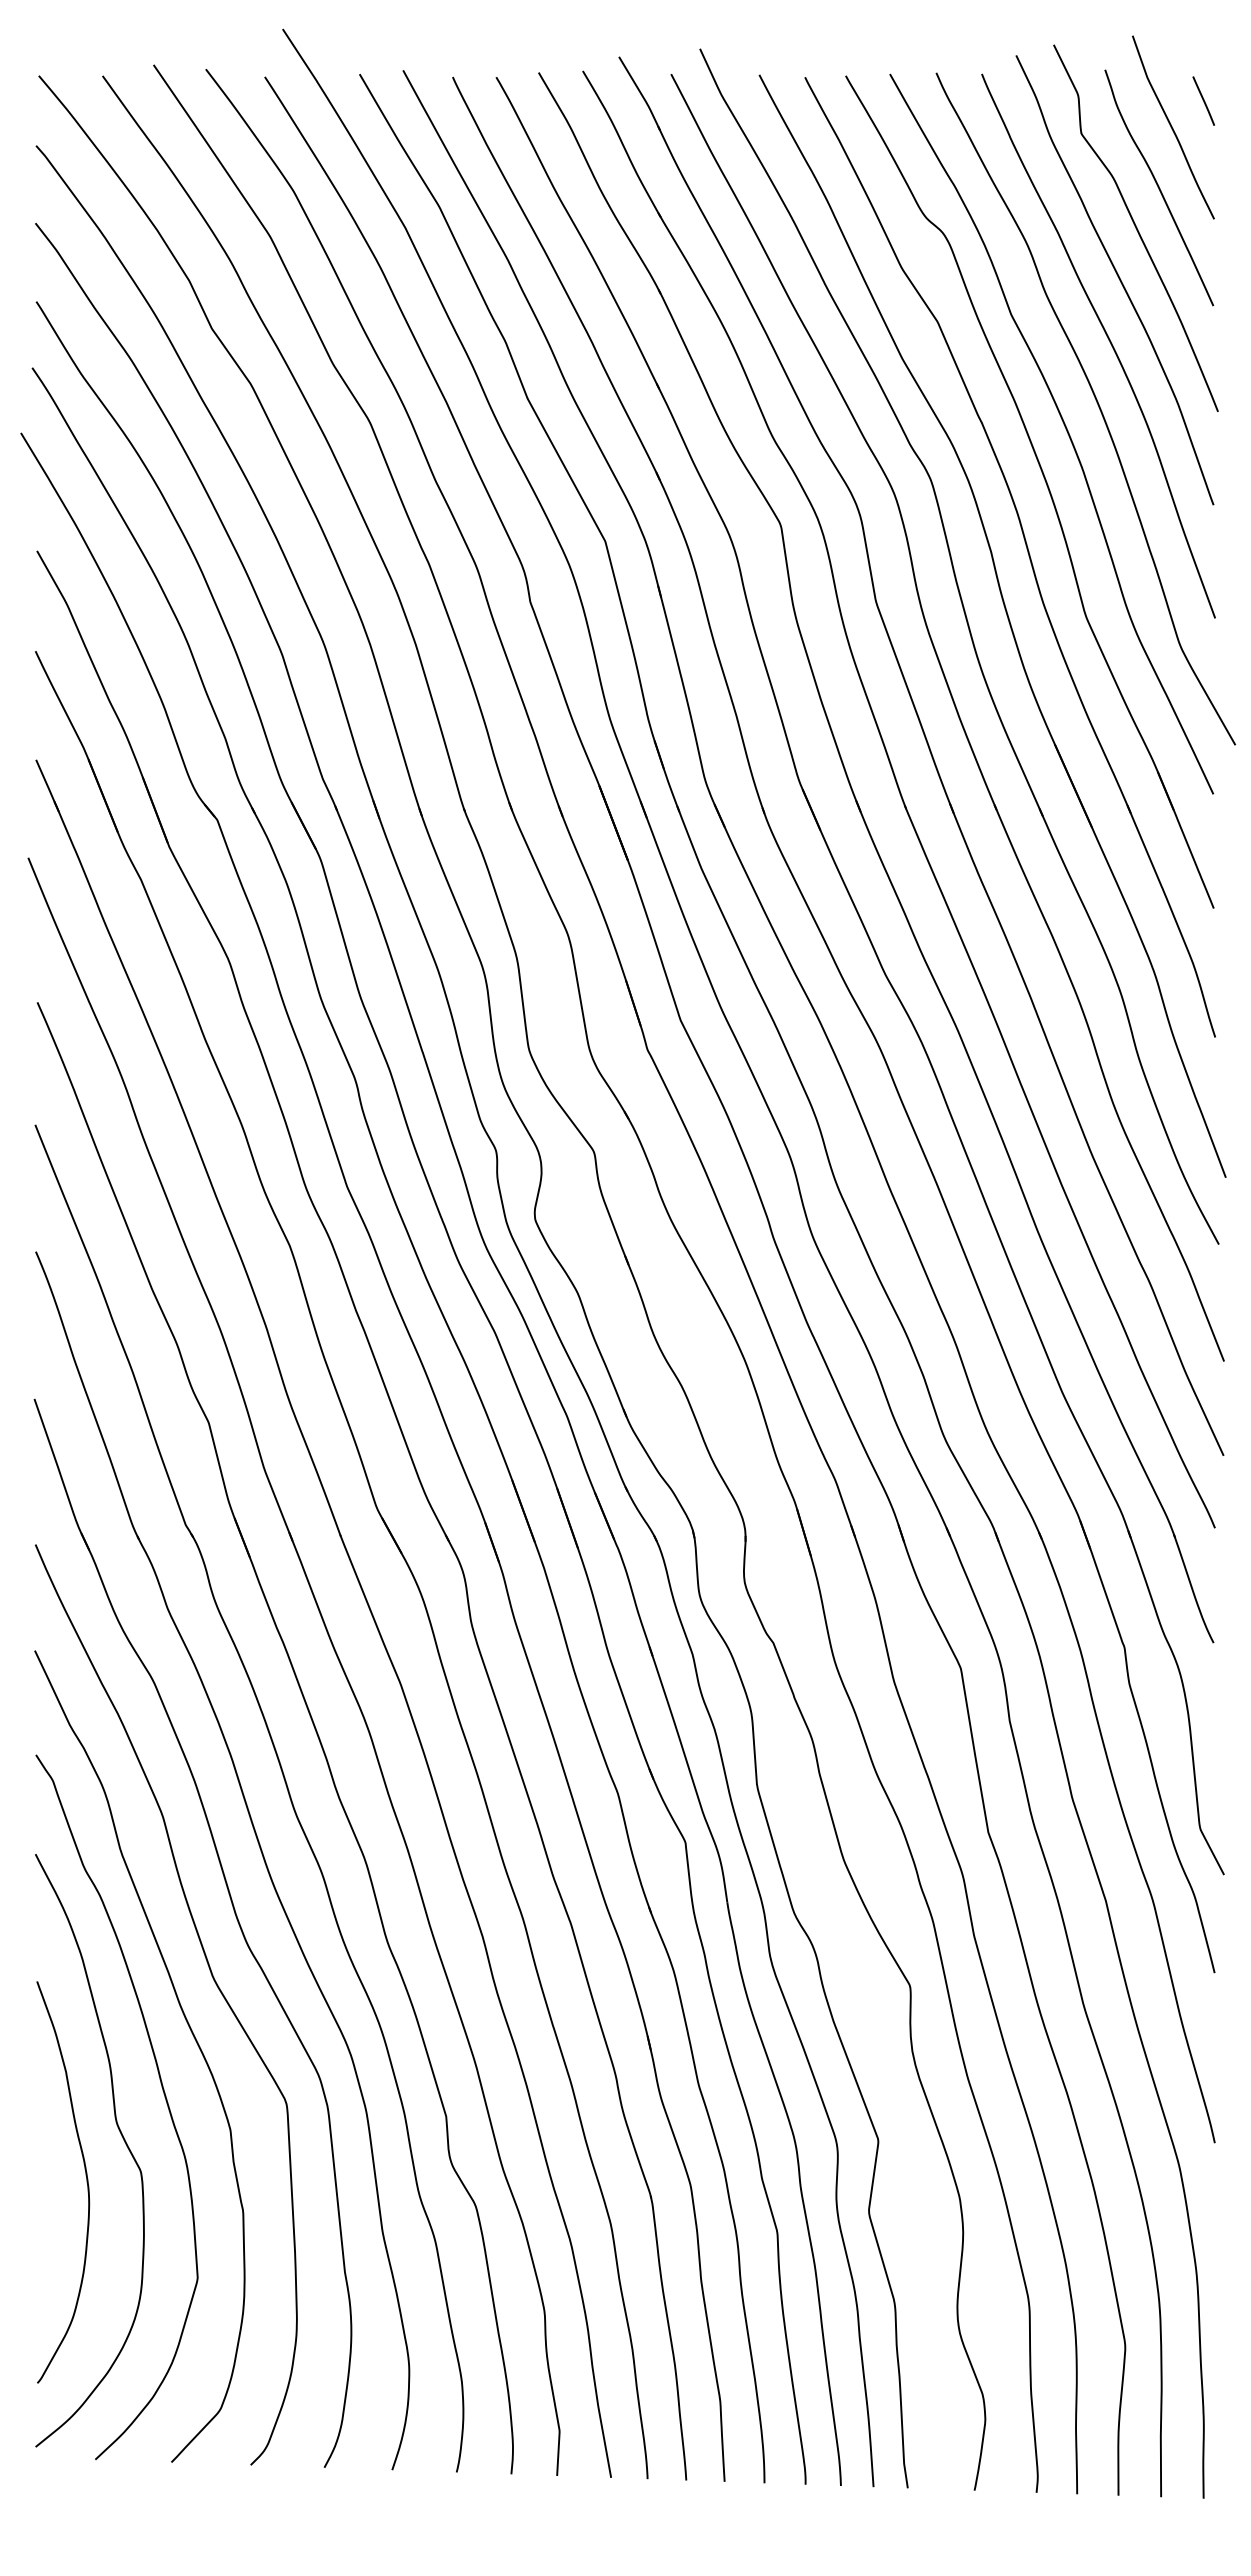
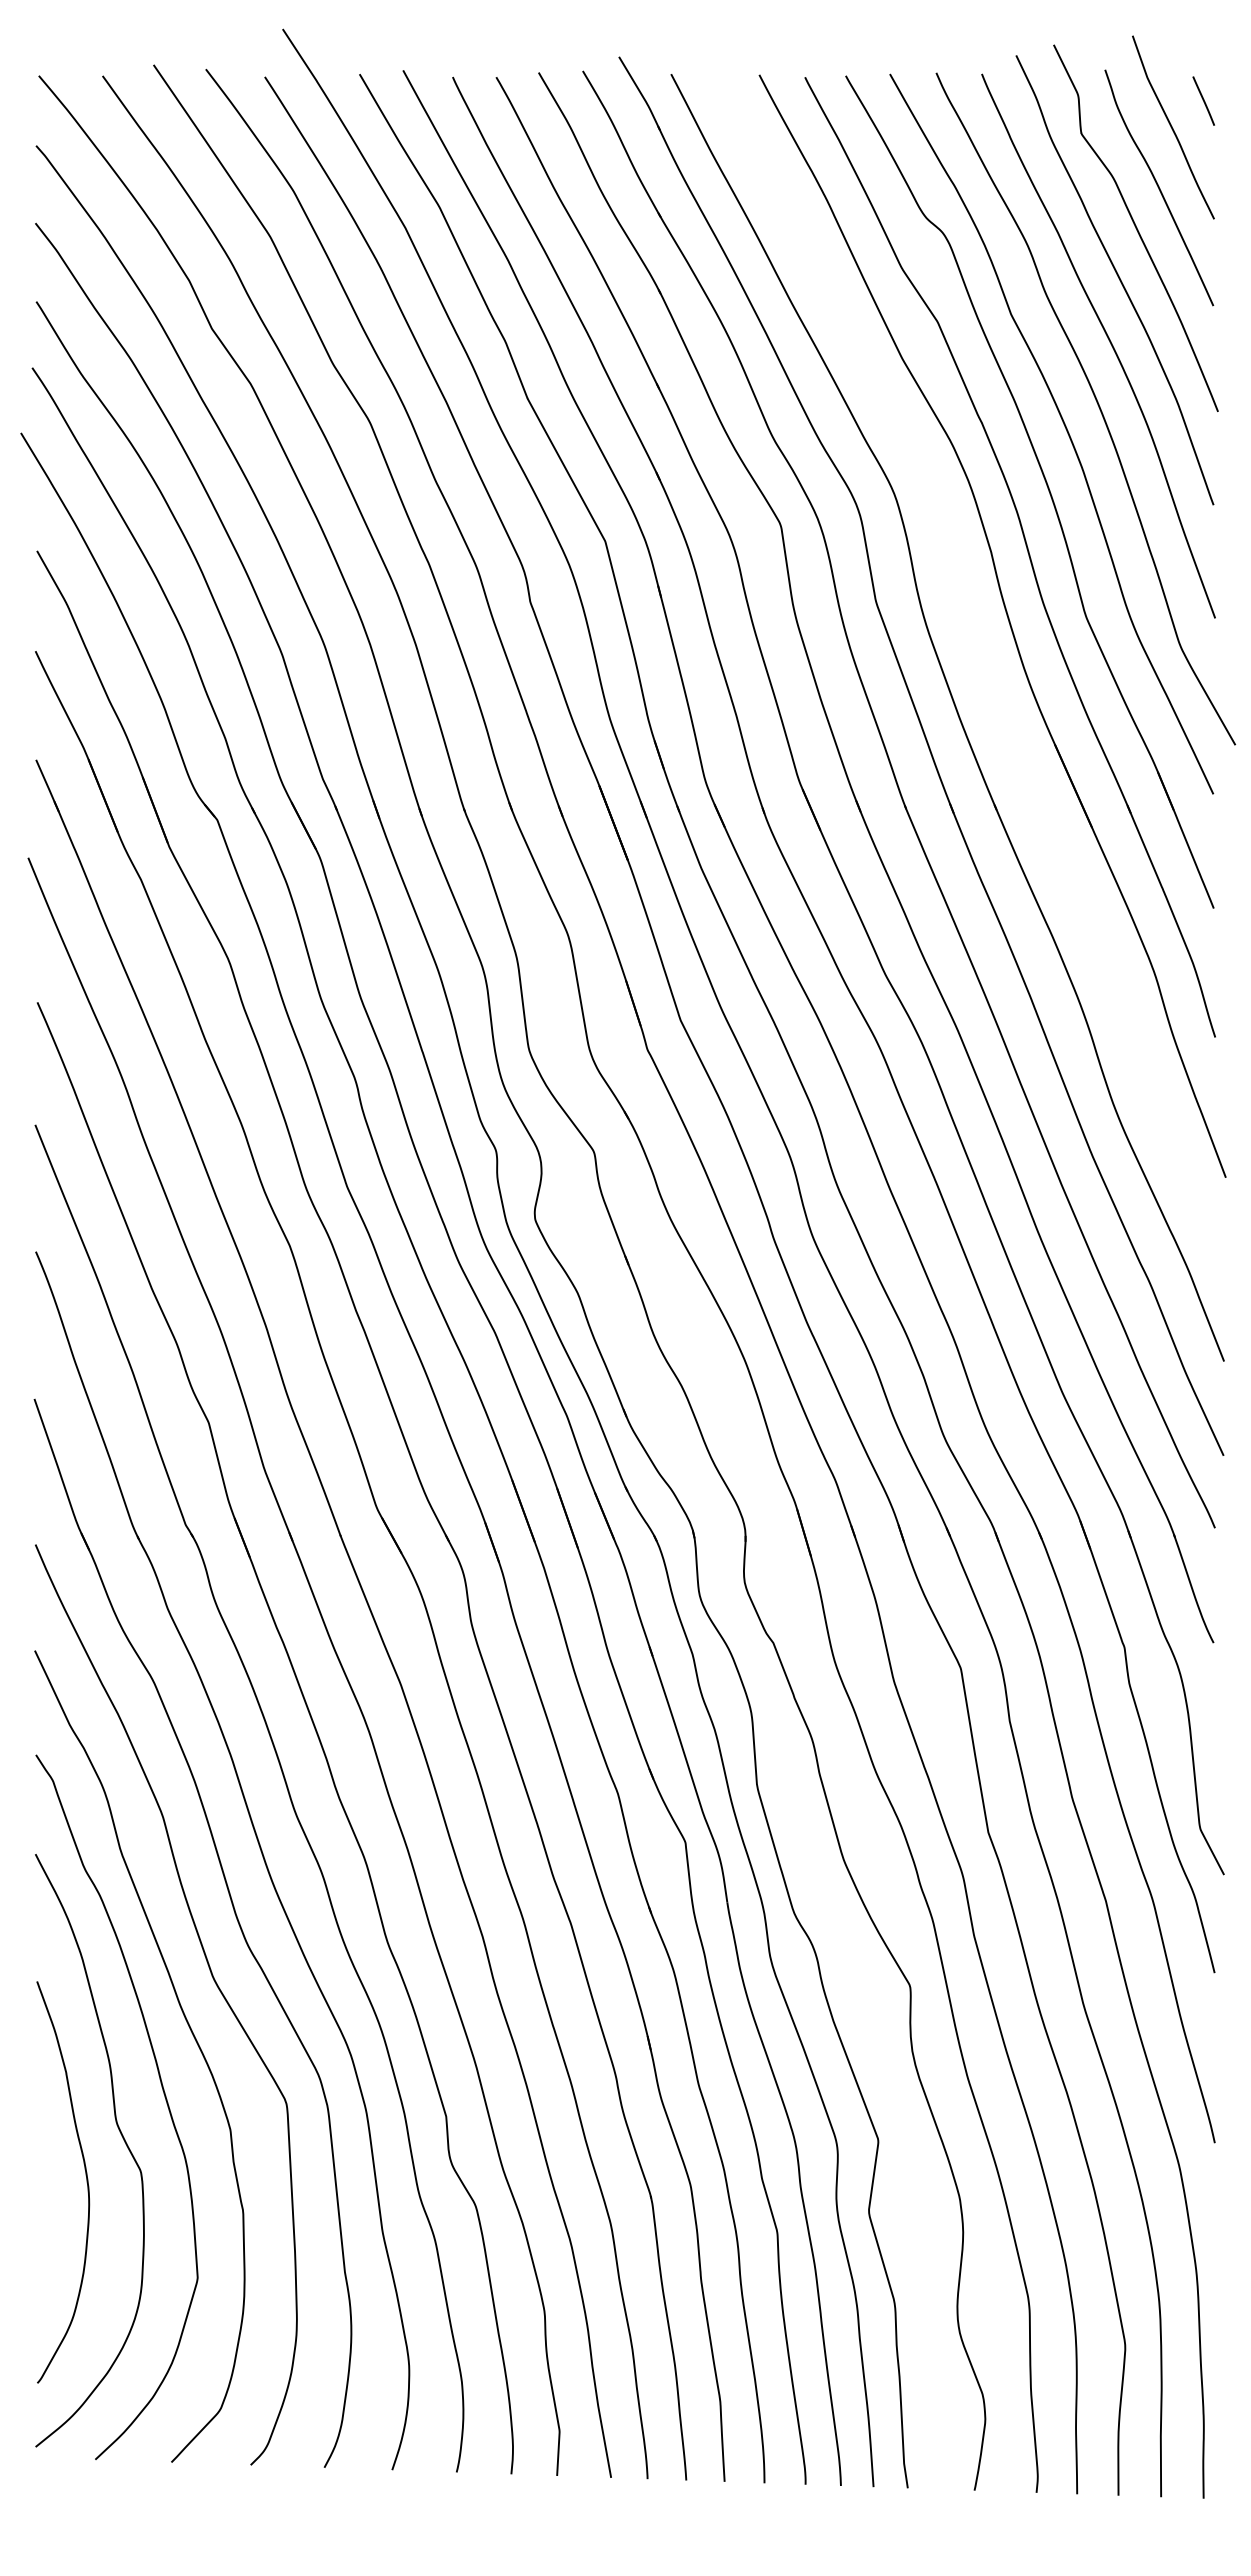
part: present -> none (971, 641)
